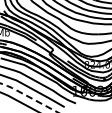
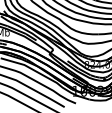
line: dashed -> solid (28, 96)
